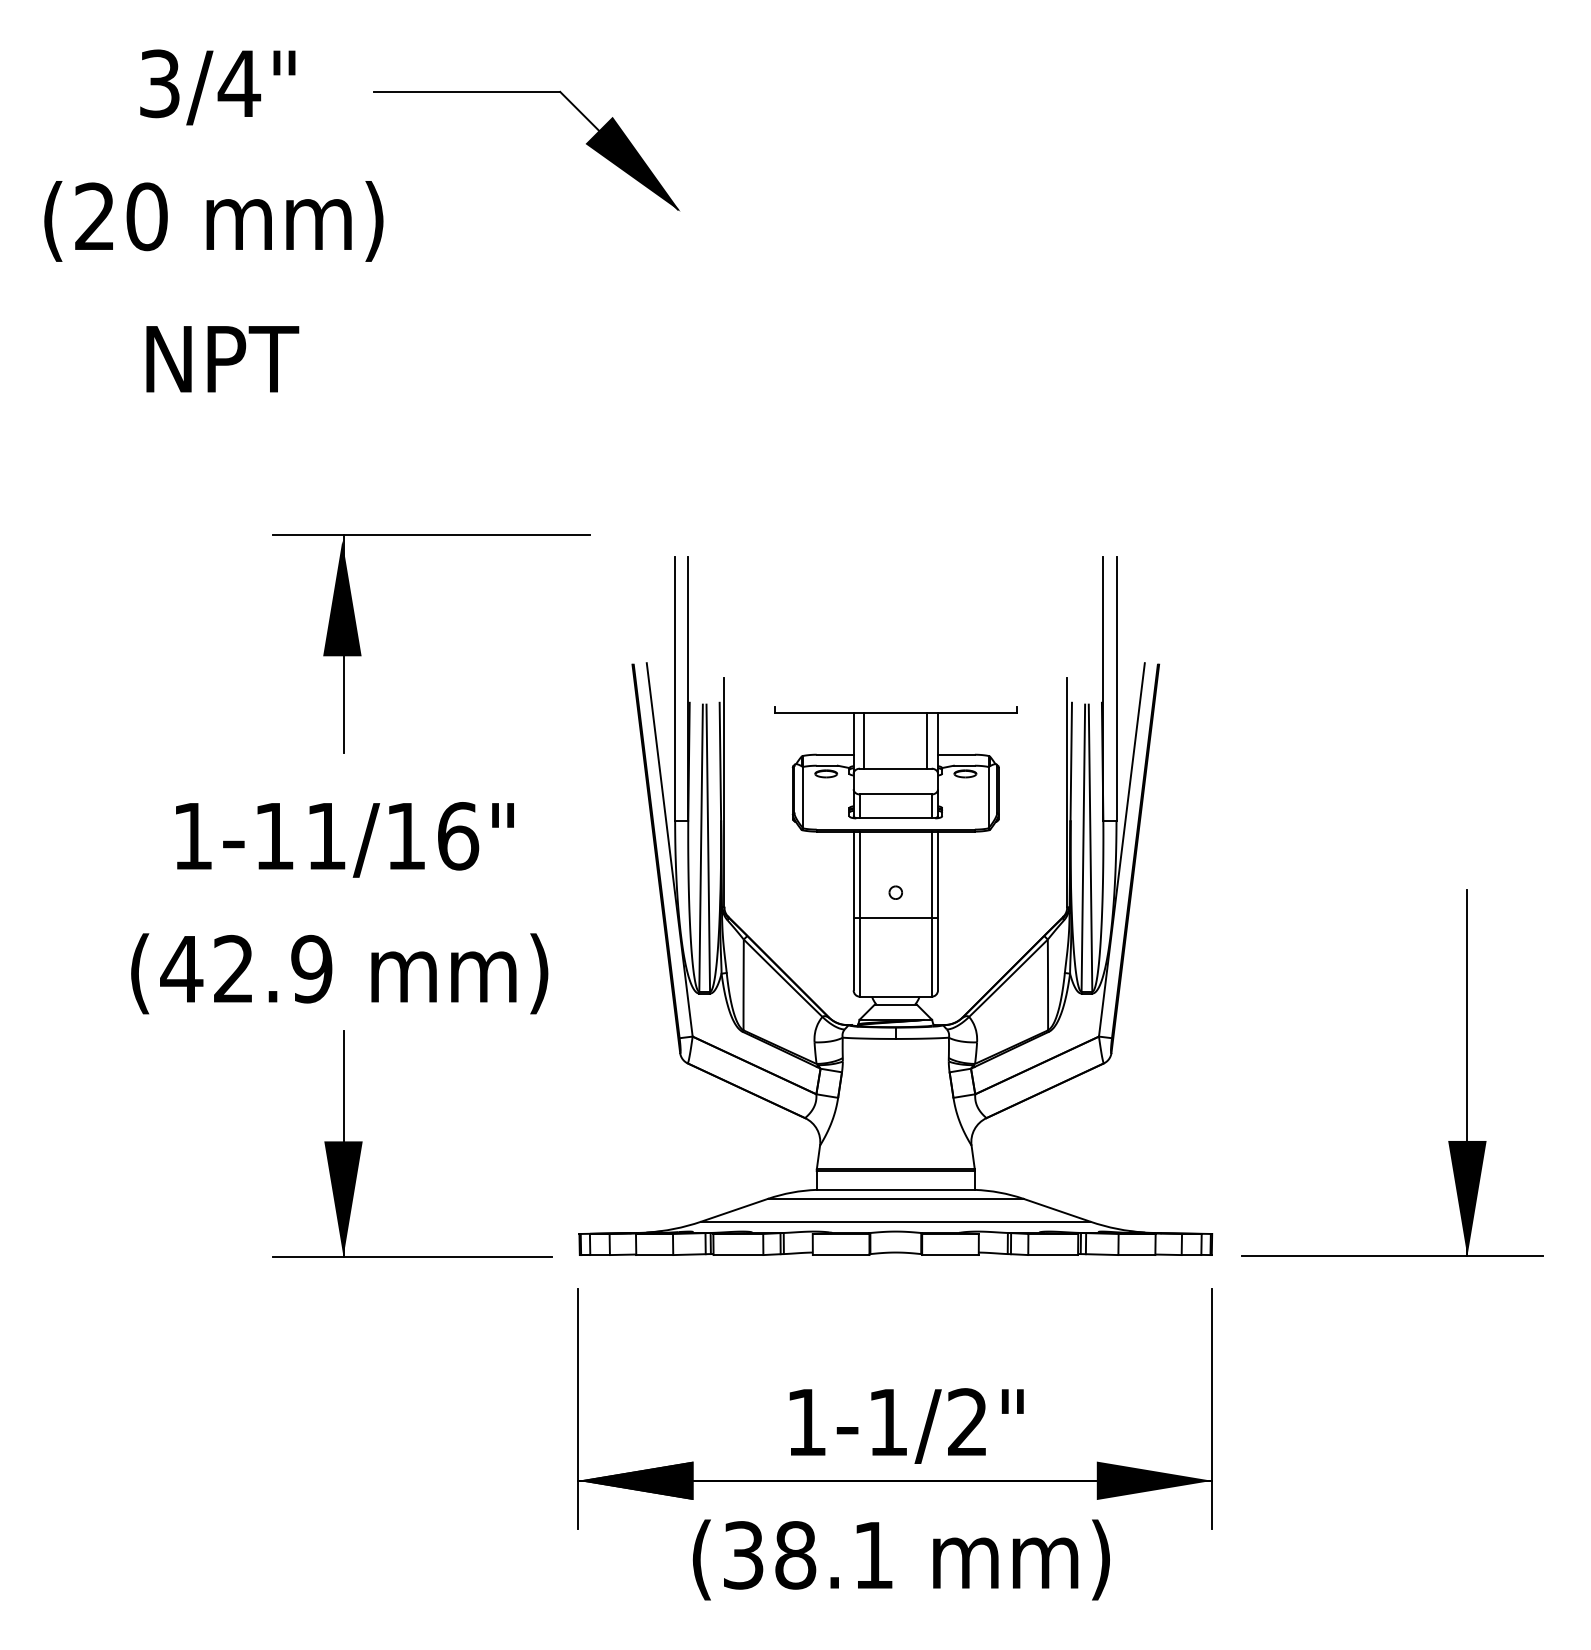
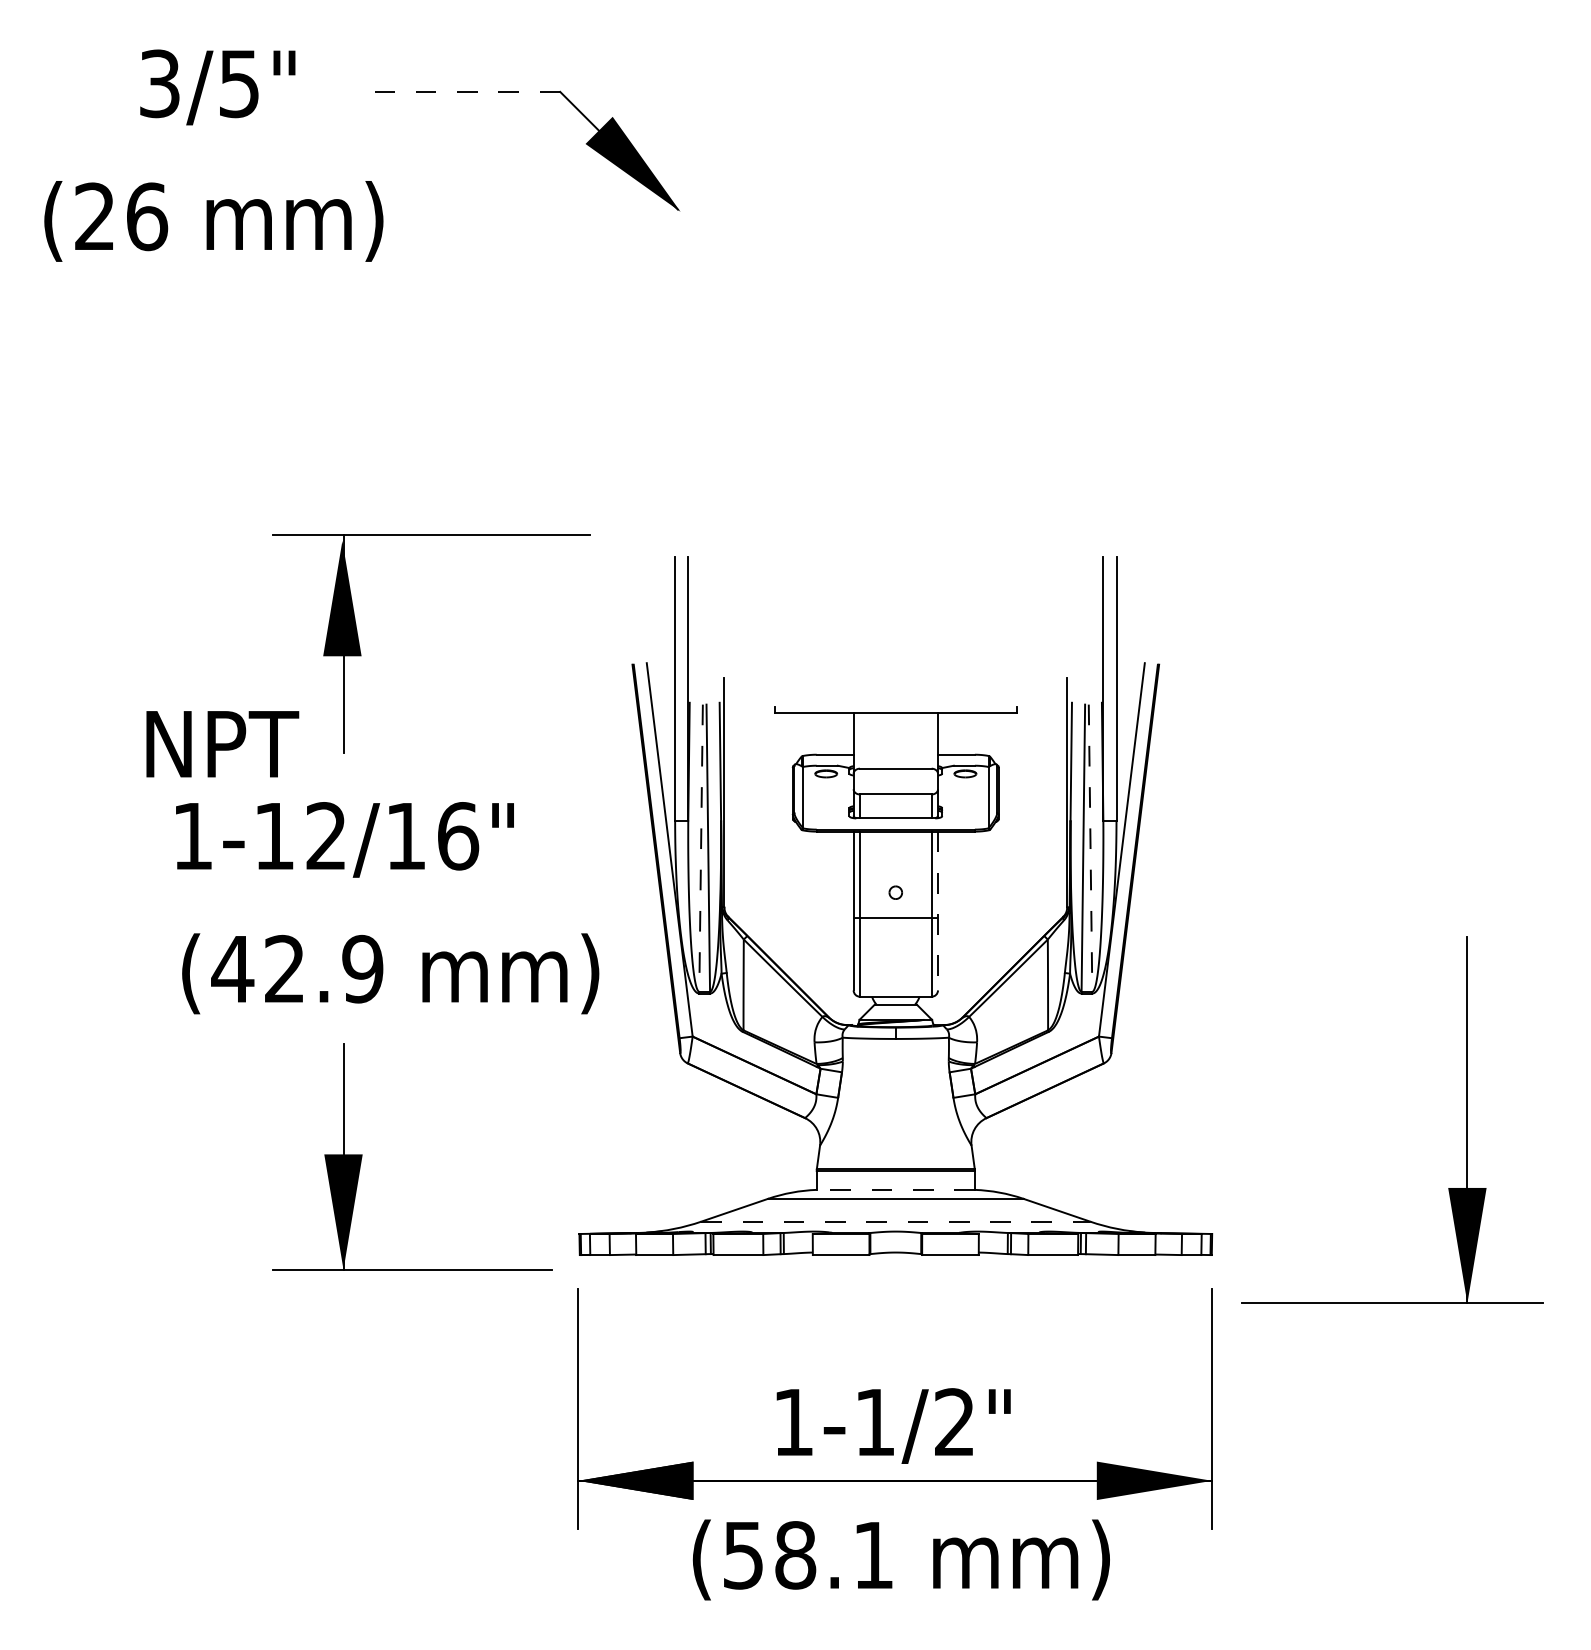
text: 3/4" -> 3/5" (239, 84)
line: solid -> dashed (467, 91)
text: (20 -> (26 (147, 216)
text position: (222, 359) -> (222, 744) (222, 744)
line: present -> none (864, 740)
line: present -> none (927, 740)
text: 1-11/16" -> 1-12/16" (325, 835)
line: solid -> dashed (701, 848)
line: solid -> dashed (1090, 848)
line: solid -> dashed (937, 911)
text position: (339, 973) -> (390, 973) (390, 973)
part position: (1466, 1072) -> (1466, 1119) (1466, 1119)
part position: (362, 1143) -> (362, 1156) (362, 1156)
line: solid -> dashed (895, 1189)
line: solid -> dashed (895, 1221)
text position: (906, 1425) -> (893, 1425) (893, 1425)
text: (38.1 -> (58.1 (743, 1555)
